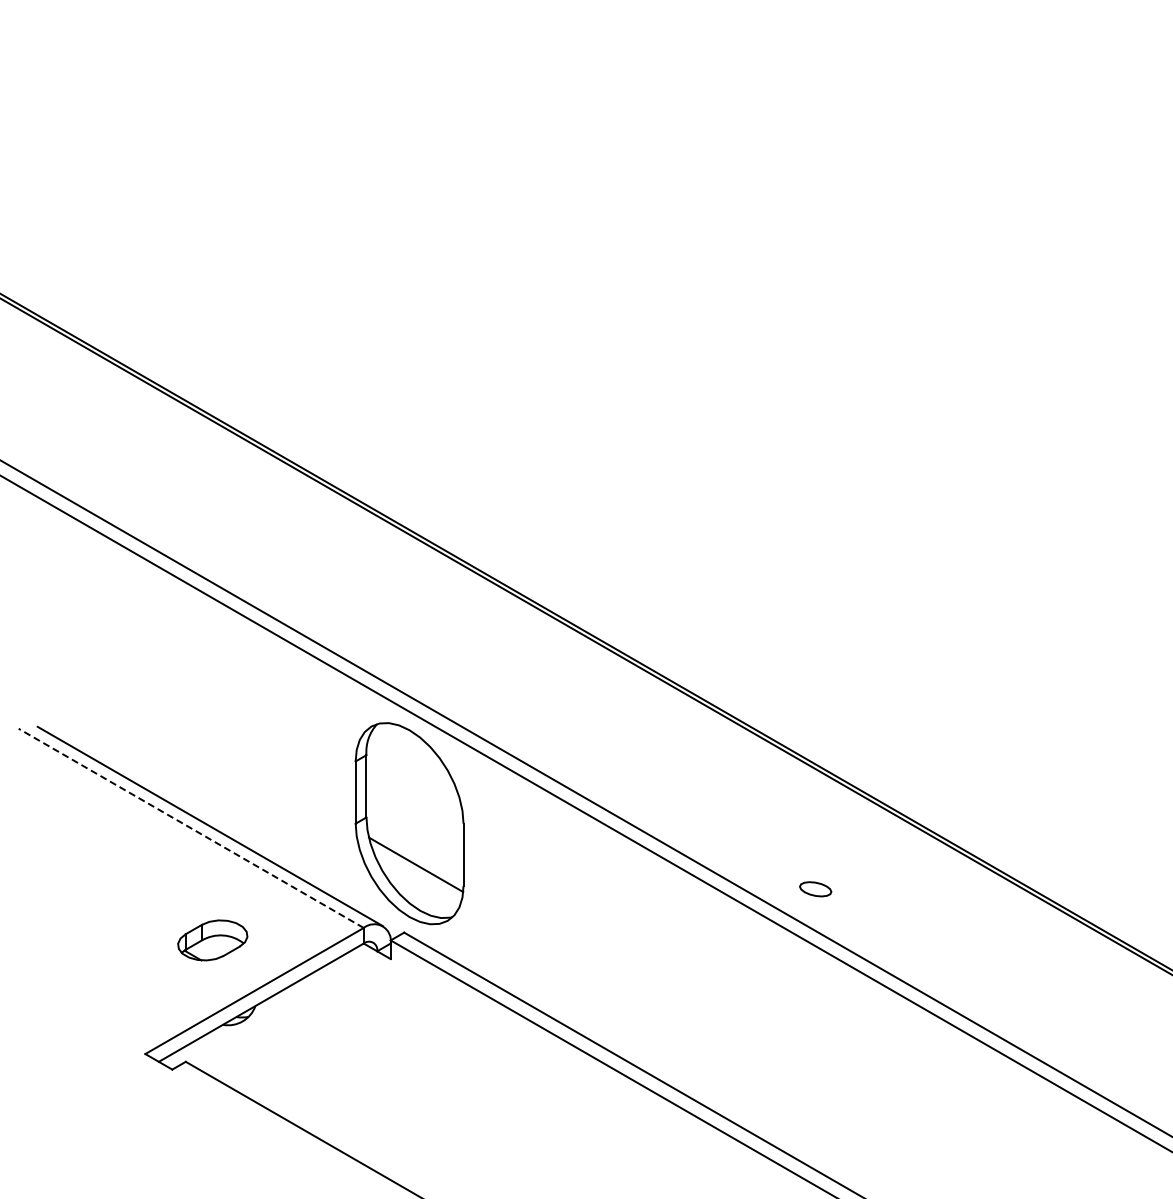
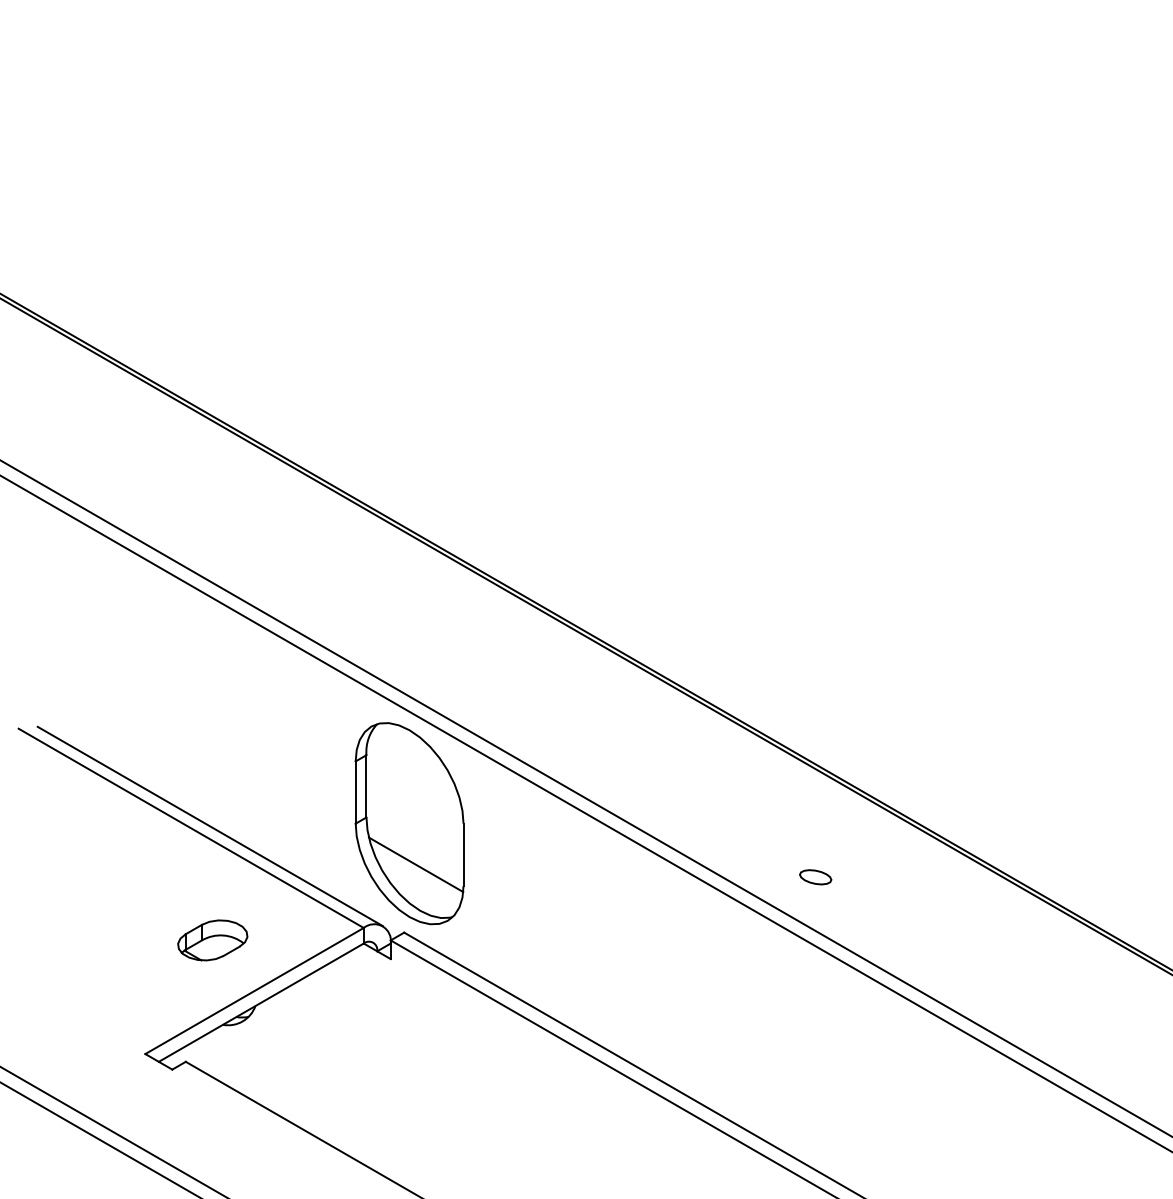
line: dashed -> solid (190, 828)
part position: (815, 889) -> (815, 877) (815, 877)
line: none -> present (112, 1131)
line: none -> present (99, 1139)
